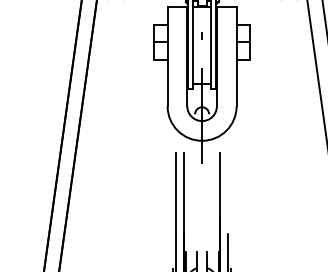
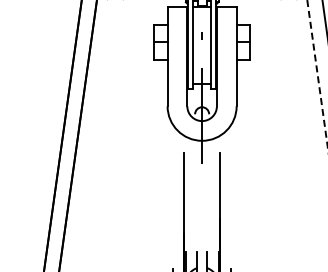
line: solid -> dashed (317, 74)
line: present -> none (176, 210)
line: present -> none (227, 251)
